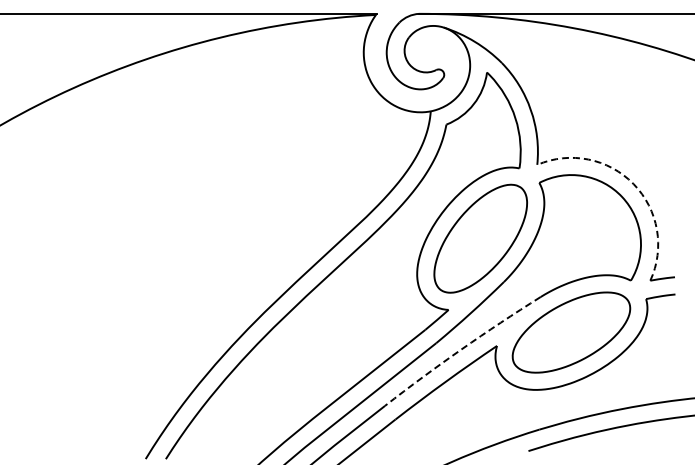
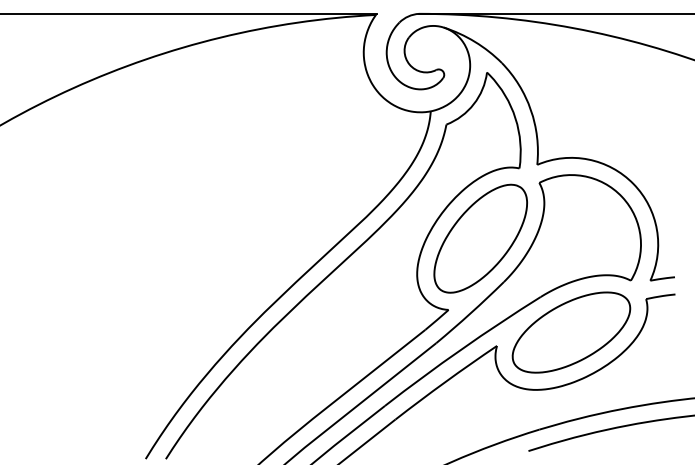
arc: dashed -> solid (633, 184)
arc: dashed -> solid (461, 349)
